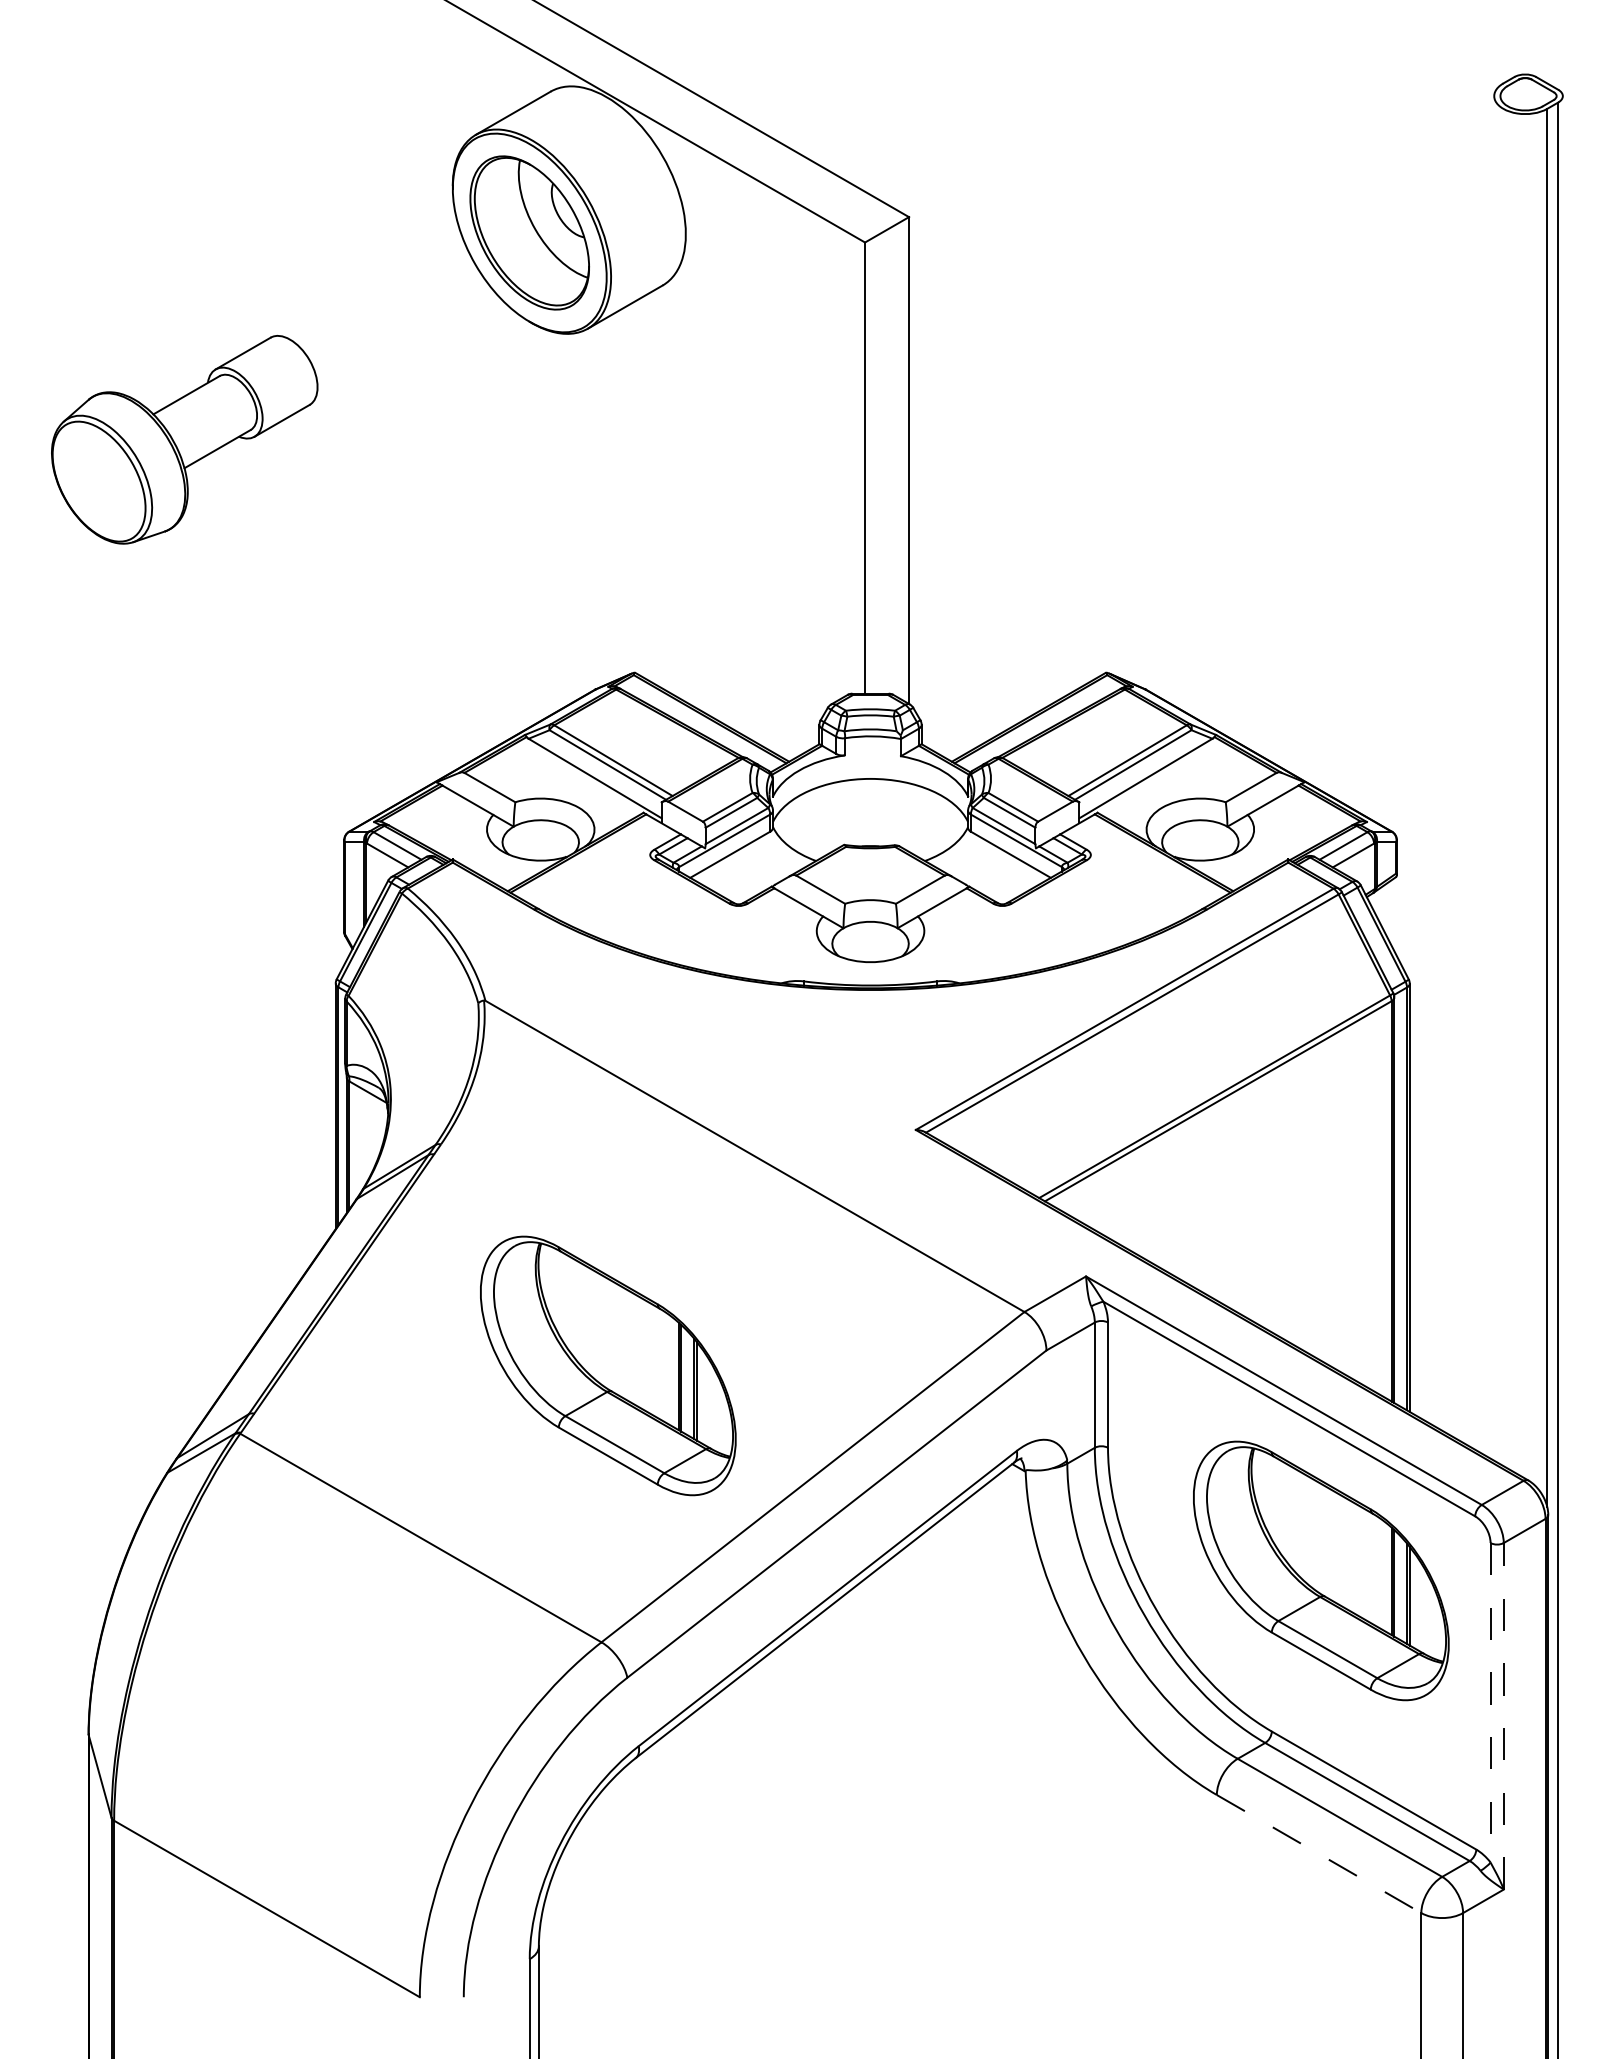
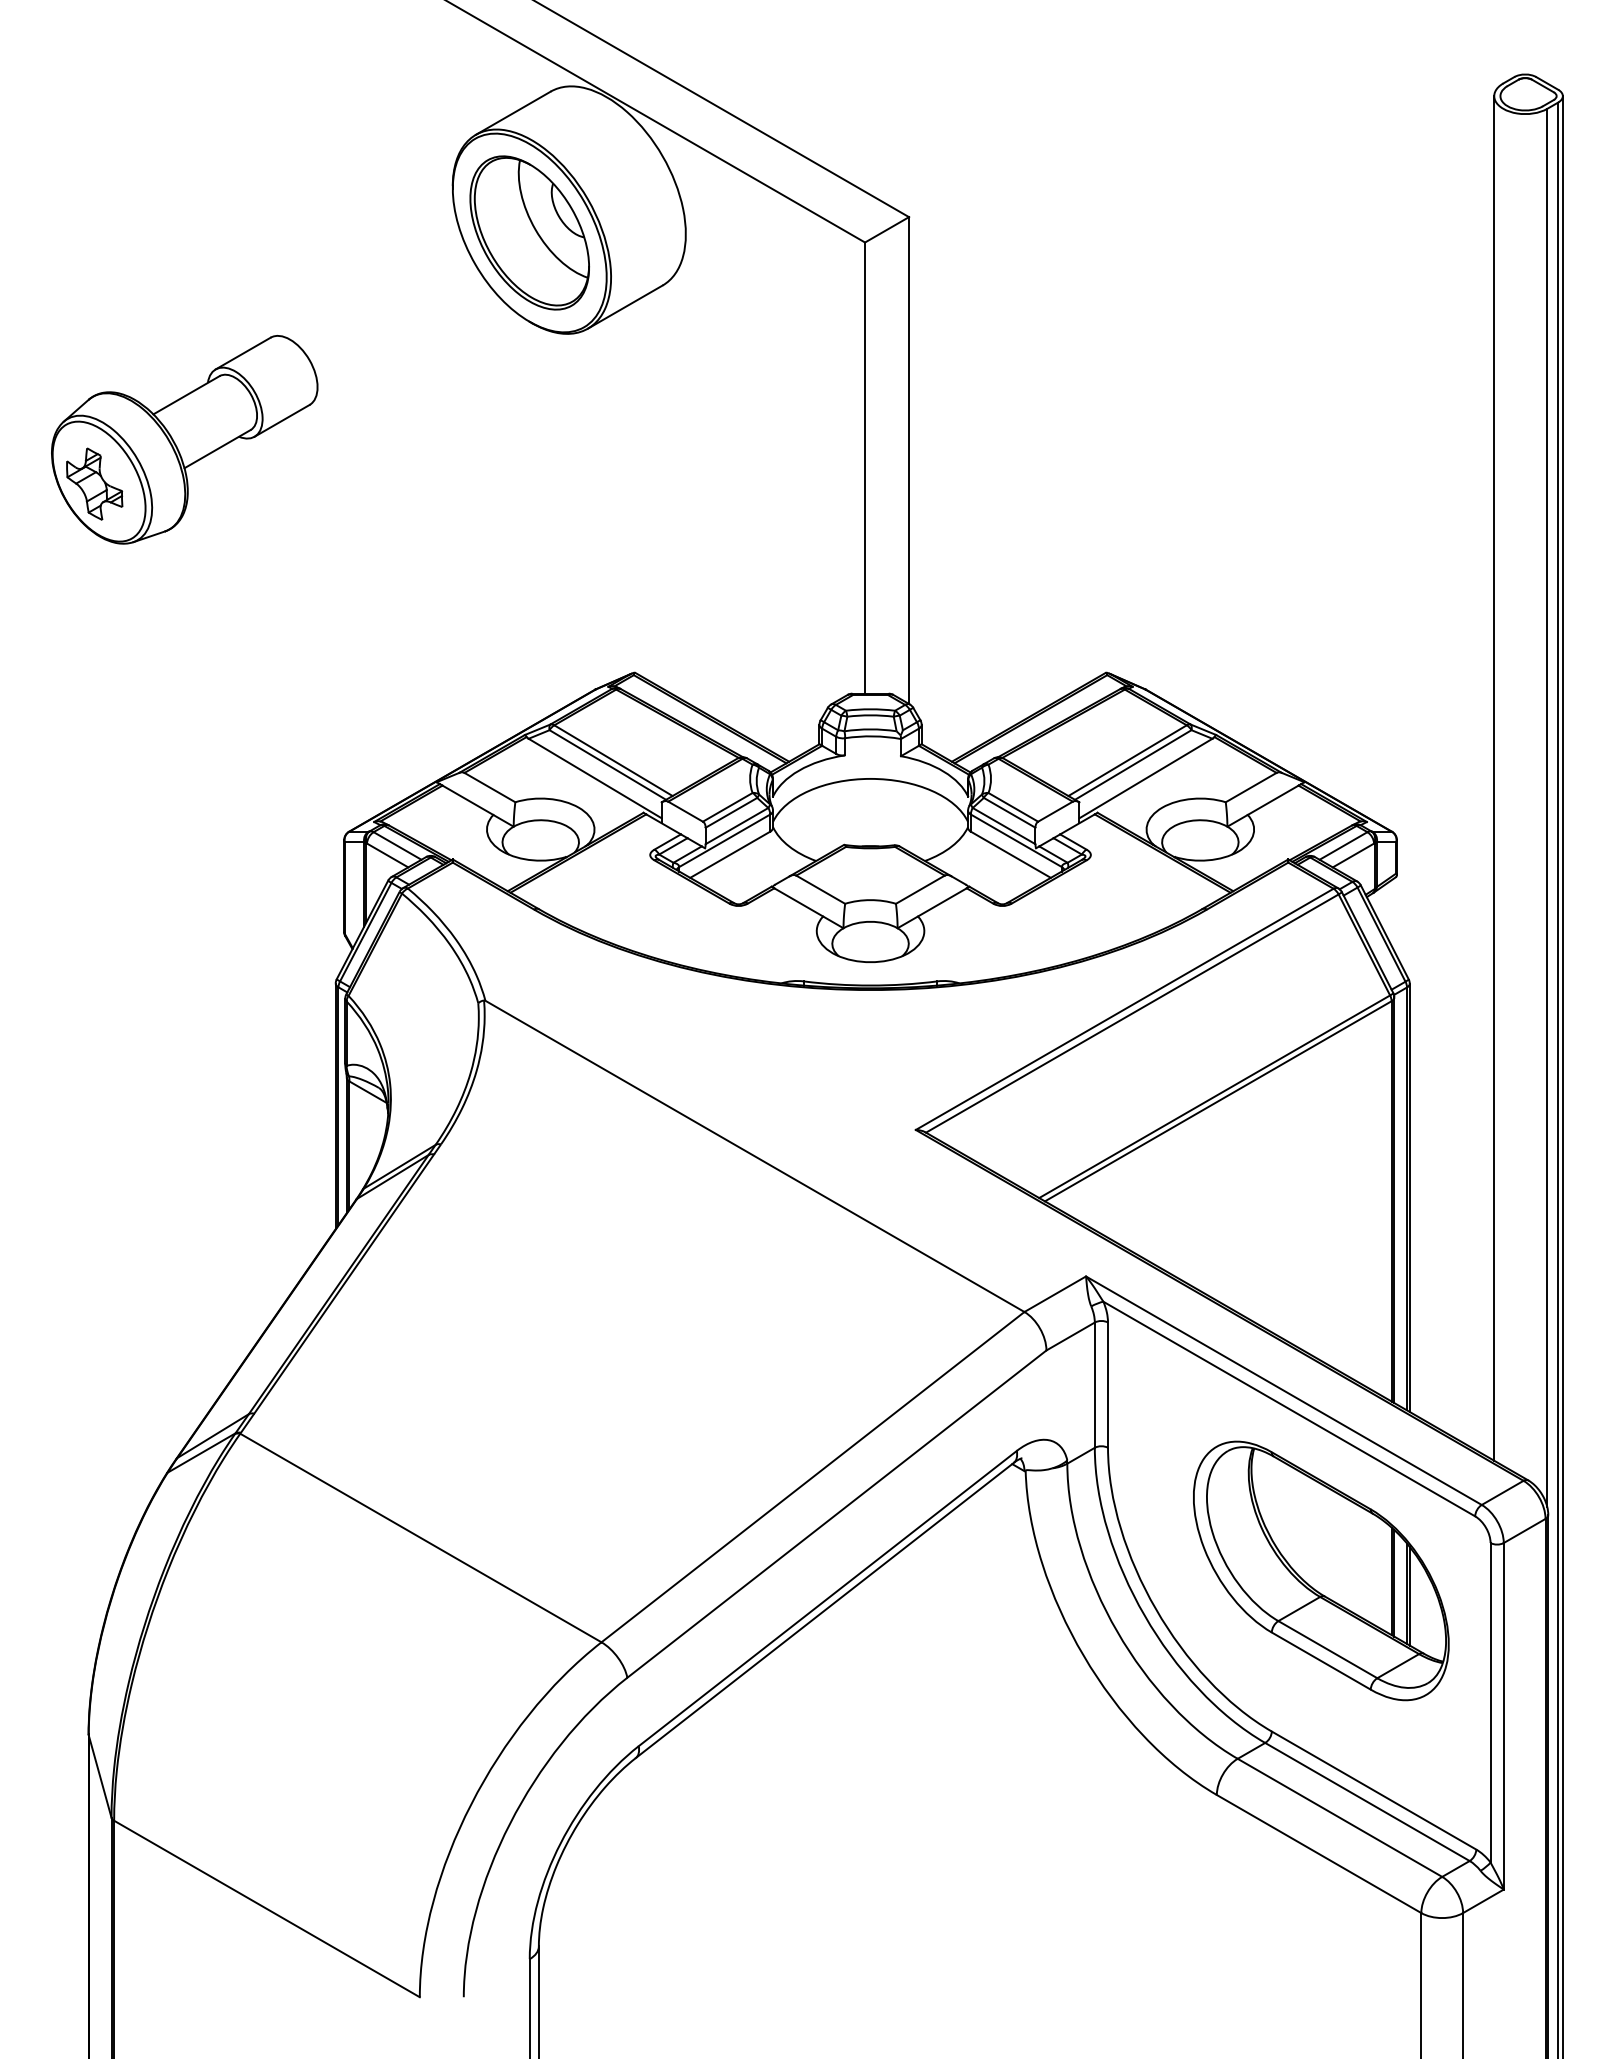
part: none -> present (94, 483)
line: none -> present (1494, 778)
line: none -> present (1562, 1075)
part: present -> none (608, 1365)
line: dashed -> solid (1490, 1702)
line: dashed -> solid (1503, 1715)
line: dashed -> solid (1319, 1854)
